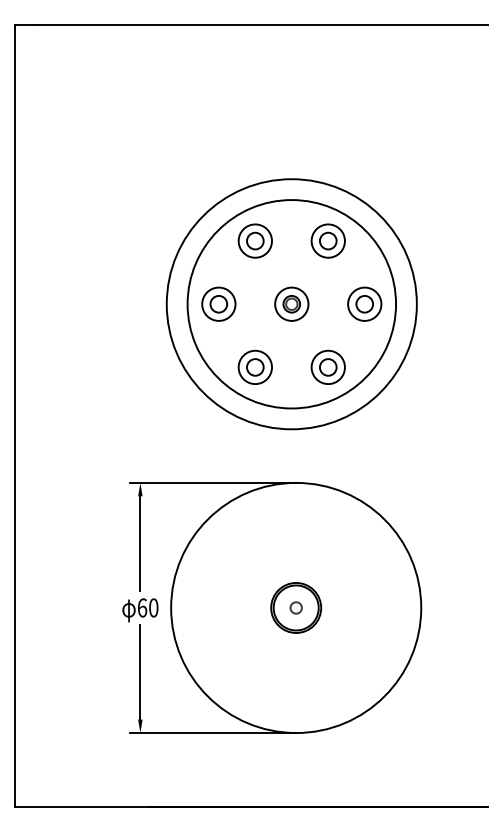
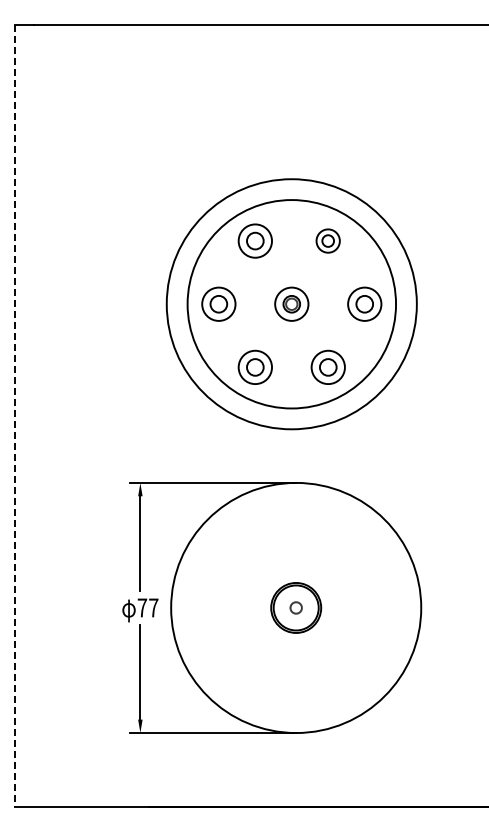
part size: 36x36 px -> 26x26 px (327, 240)
line: solid -> dashed (14, 416)
text: 60 -> 77 (147, 607)
